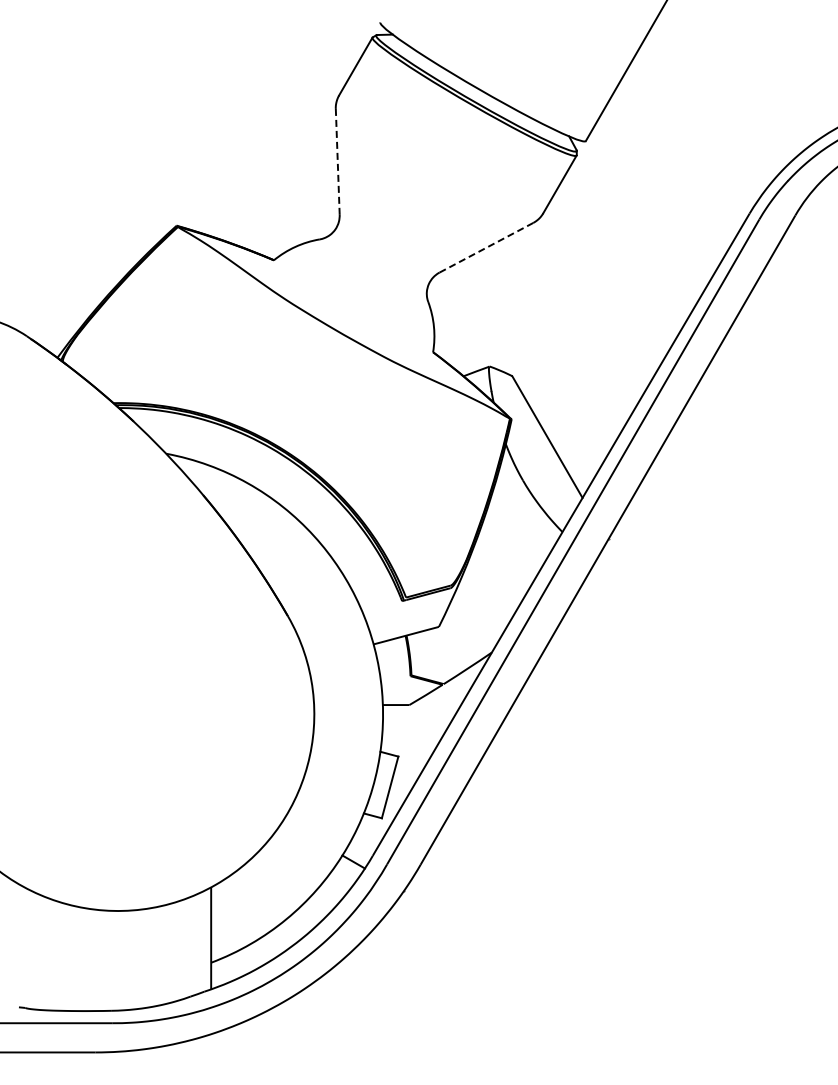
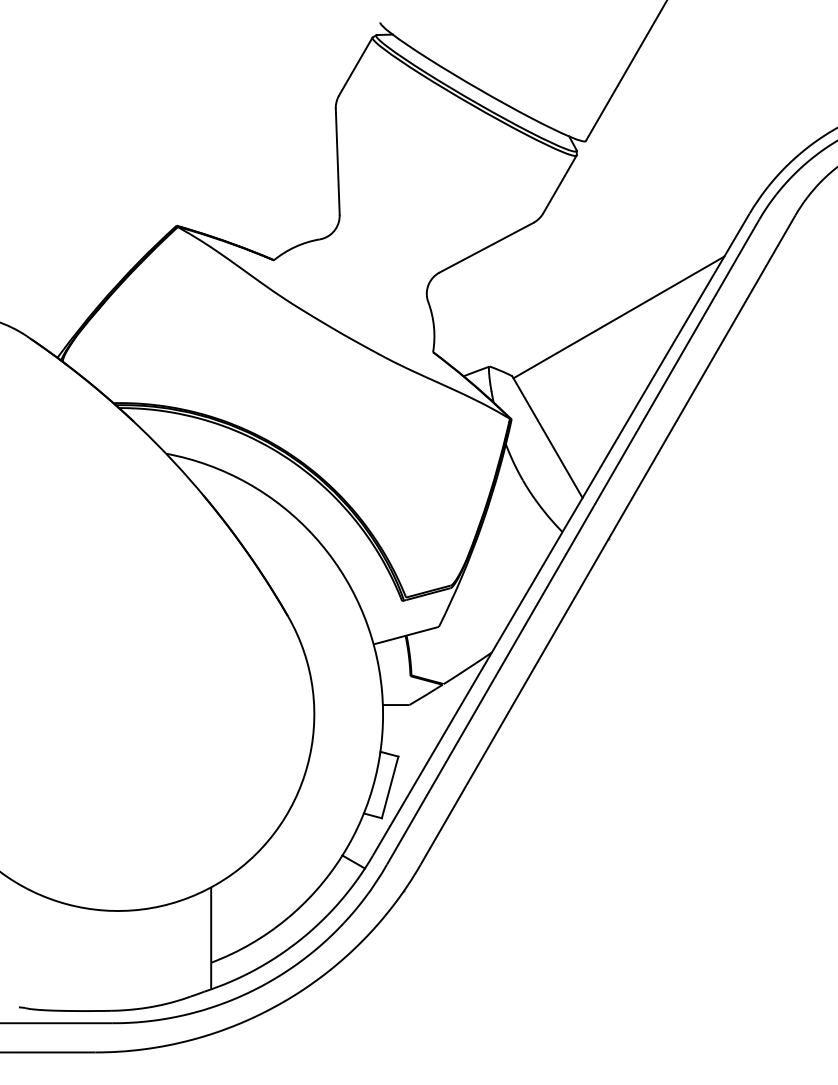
line: dashed -> solid (337, 161)
line: dashed -> solid (486, 247)
line: none -> present (618, 317)
